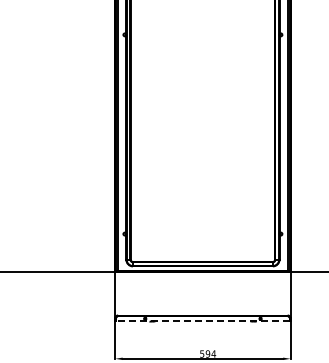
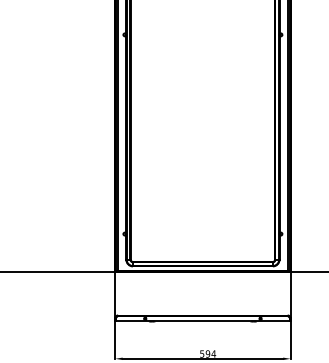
line: dashed -> solid (202, 321)
